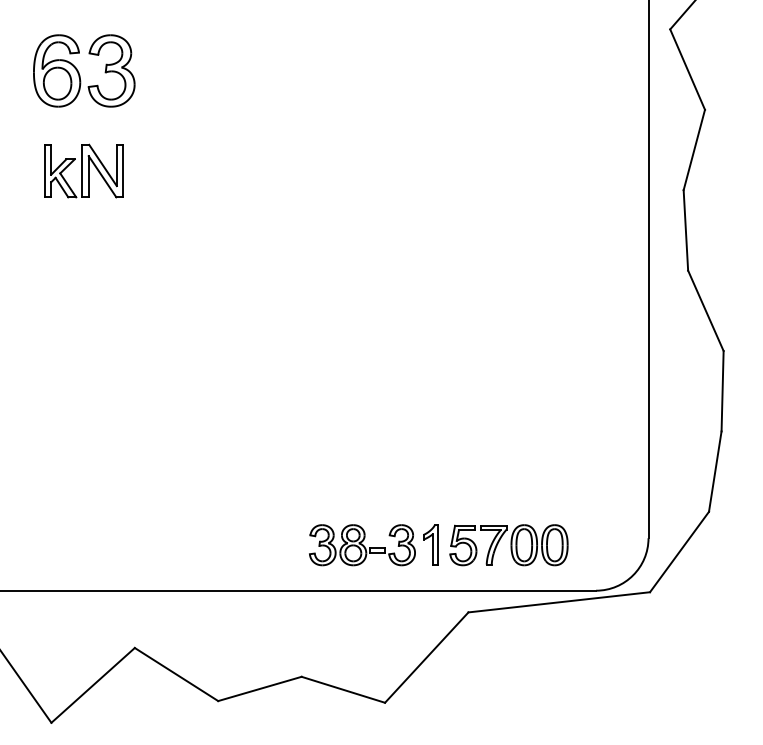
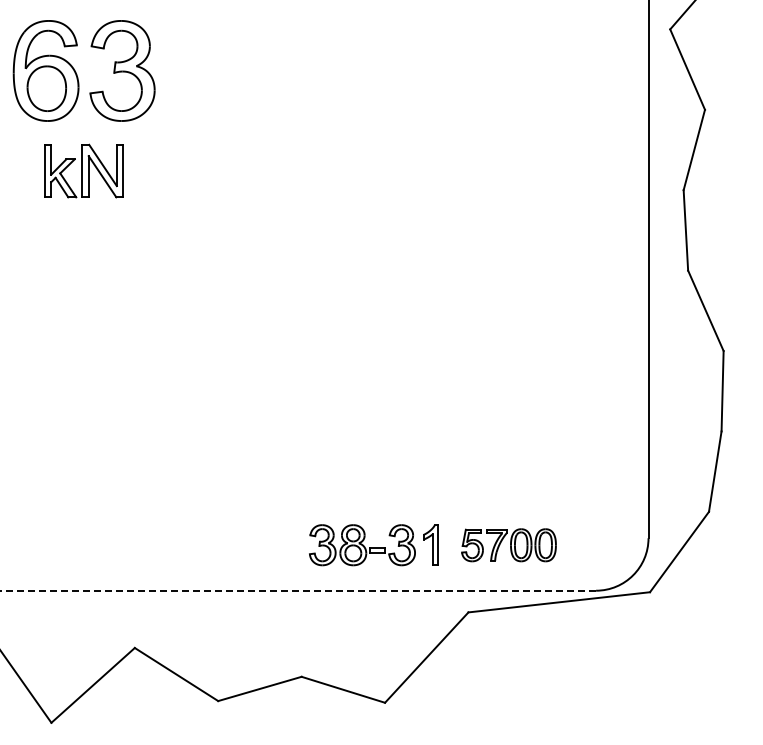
part size: 103x74 px -> 144x102 px (83, 70)
part size: 120x43 px -> 96x35 px (508, 545)
line: solid -> dashed (298, 590)
